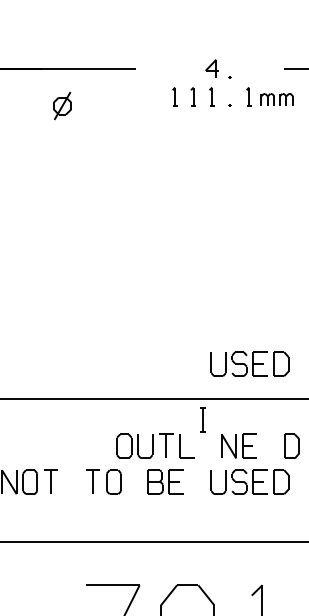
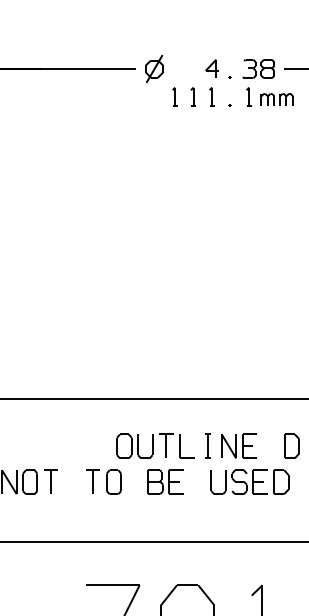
part: none -> present (258, 68)
part position: (62, 105) -> (154, 68) (154, 68)
part: present -> none (249, 363)
part position: (202, 419) -> (207, 445) (207, 445)
